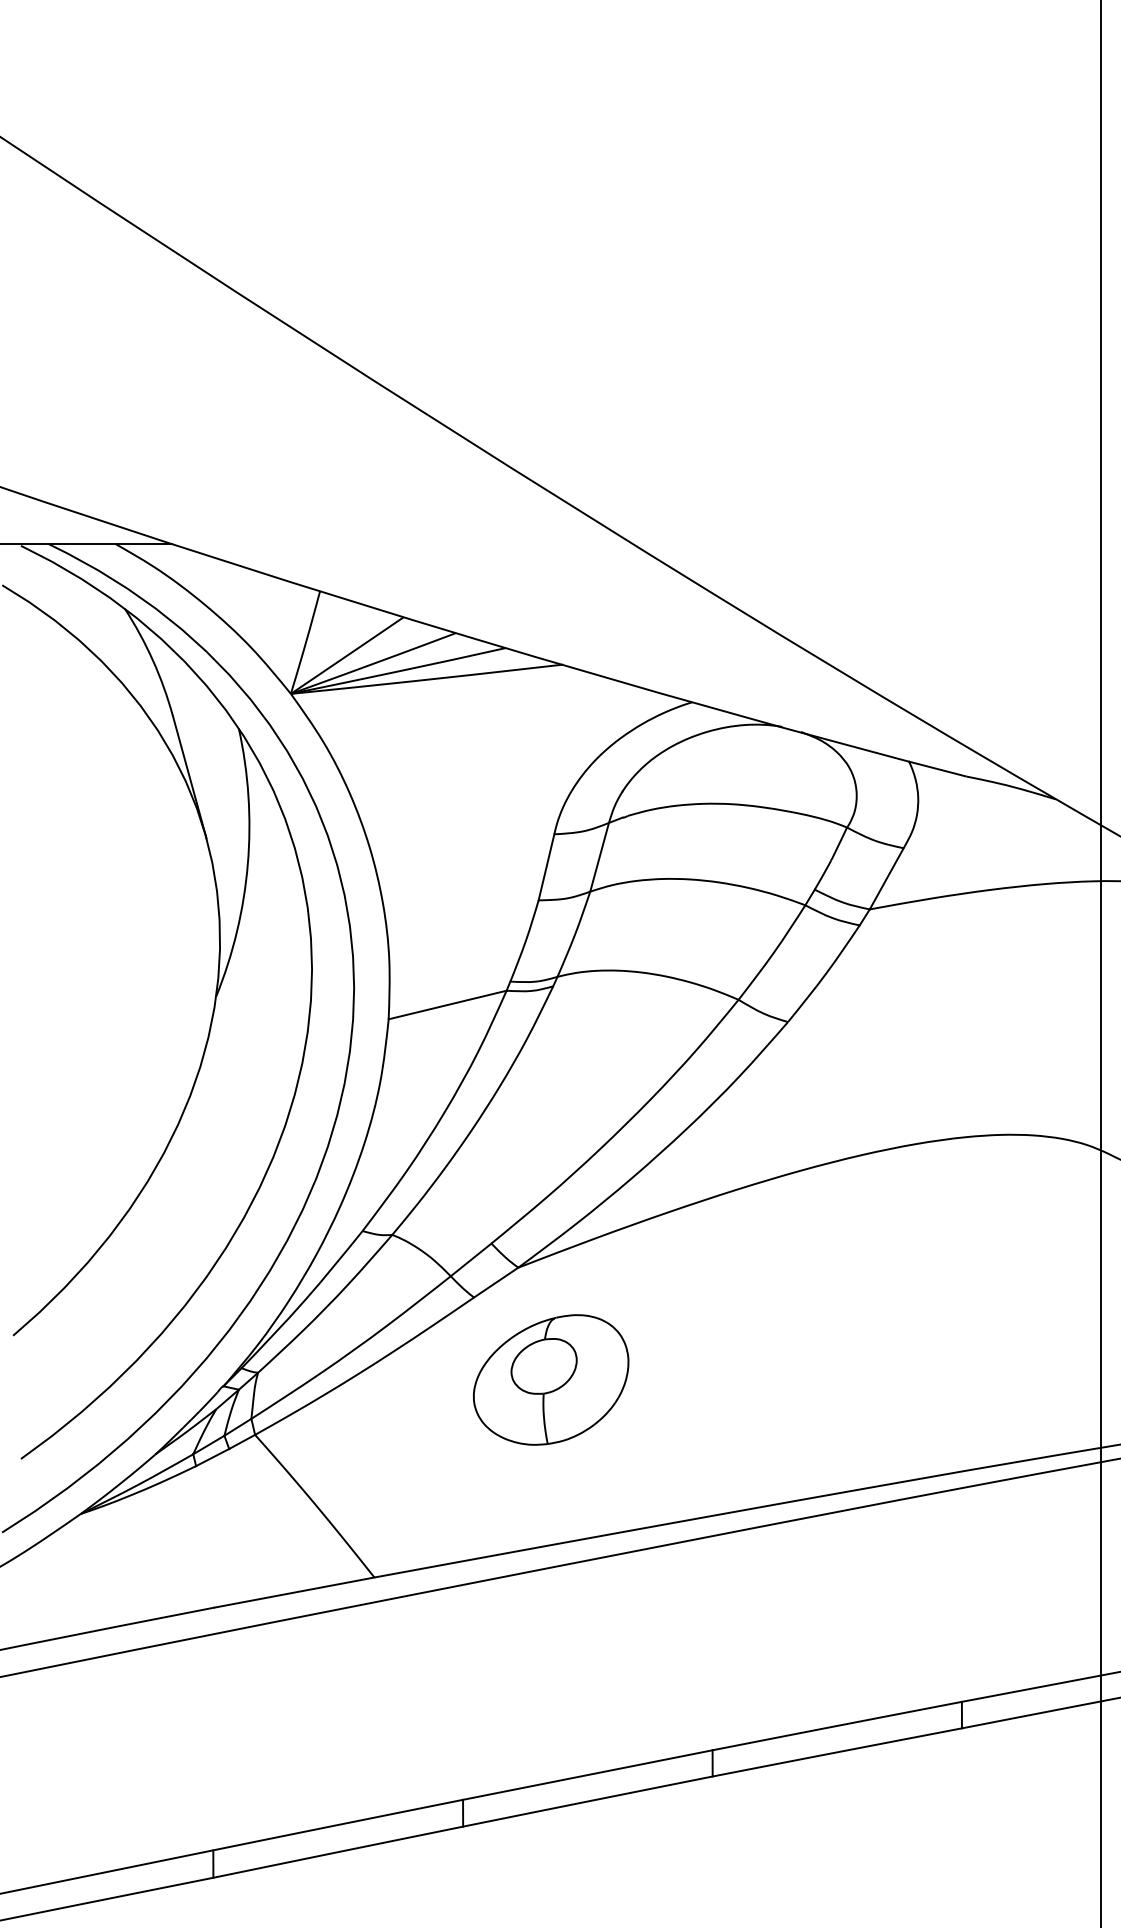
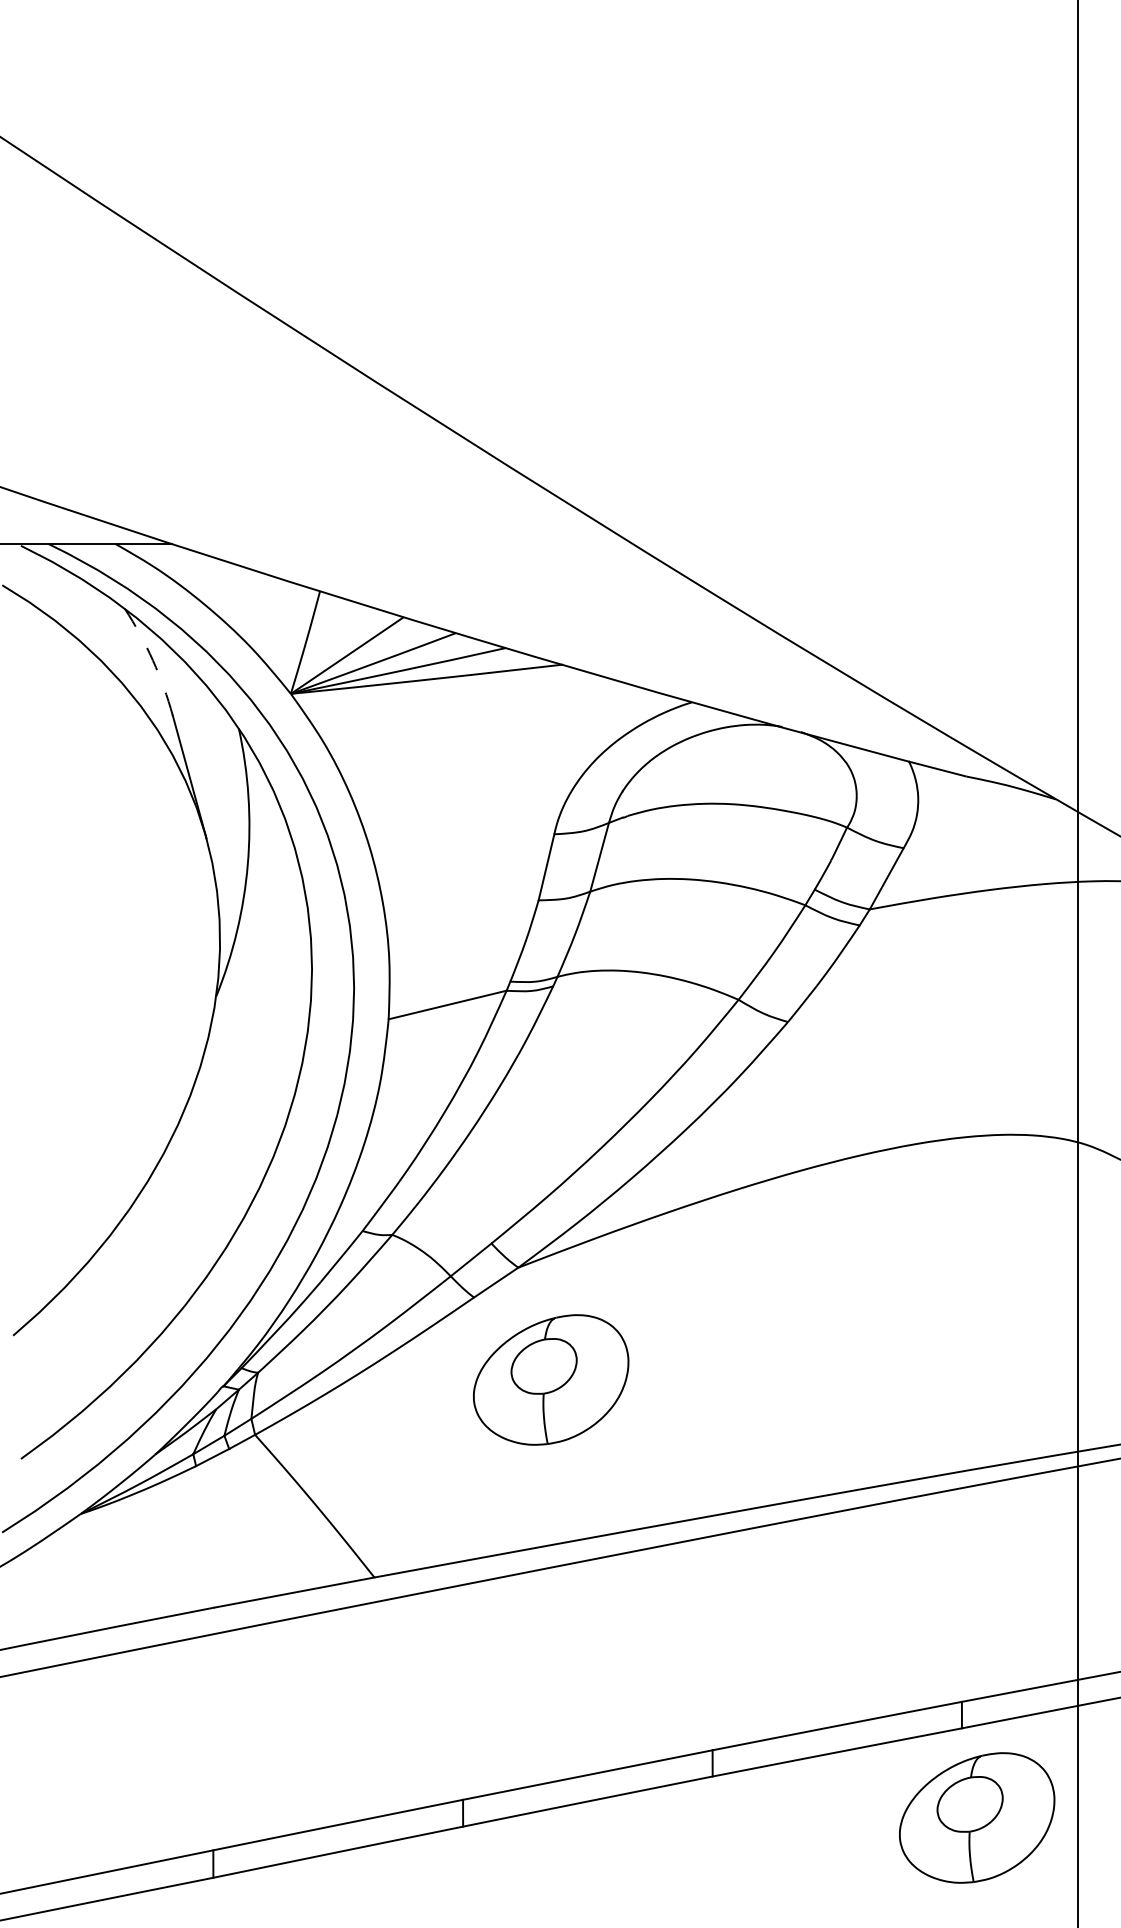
arc: solid -> dashed (152, 660)
line position: (1100, 963) -> (1077, 963) (1077, 963)
part: none -> present (977, 1817)
